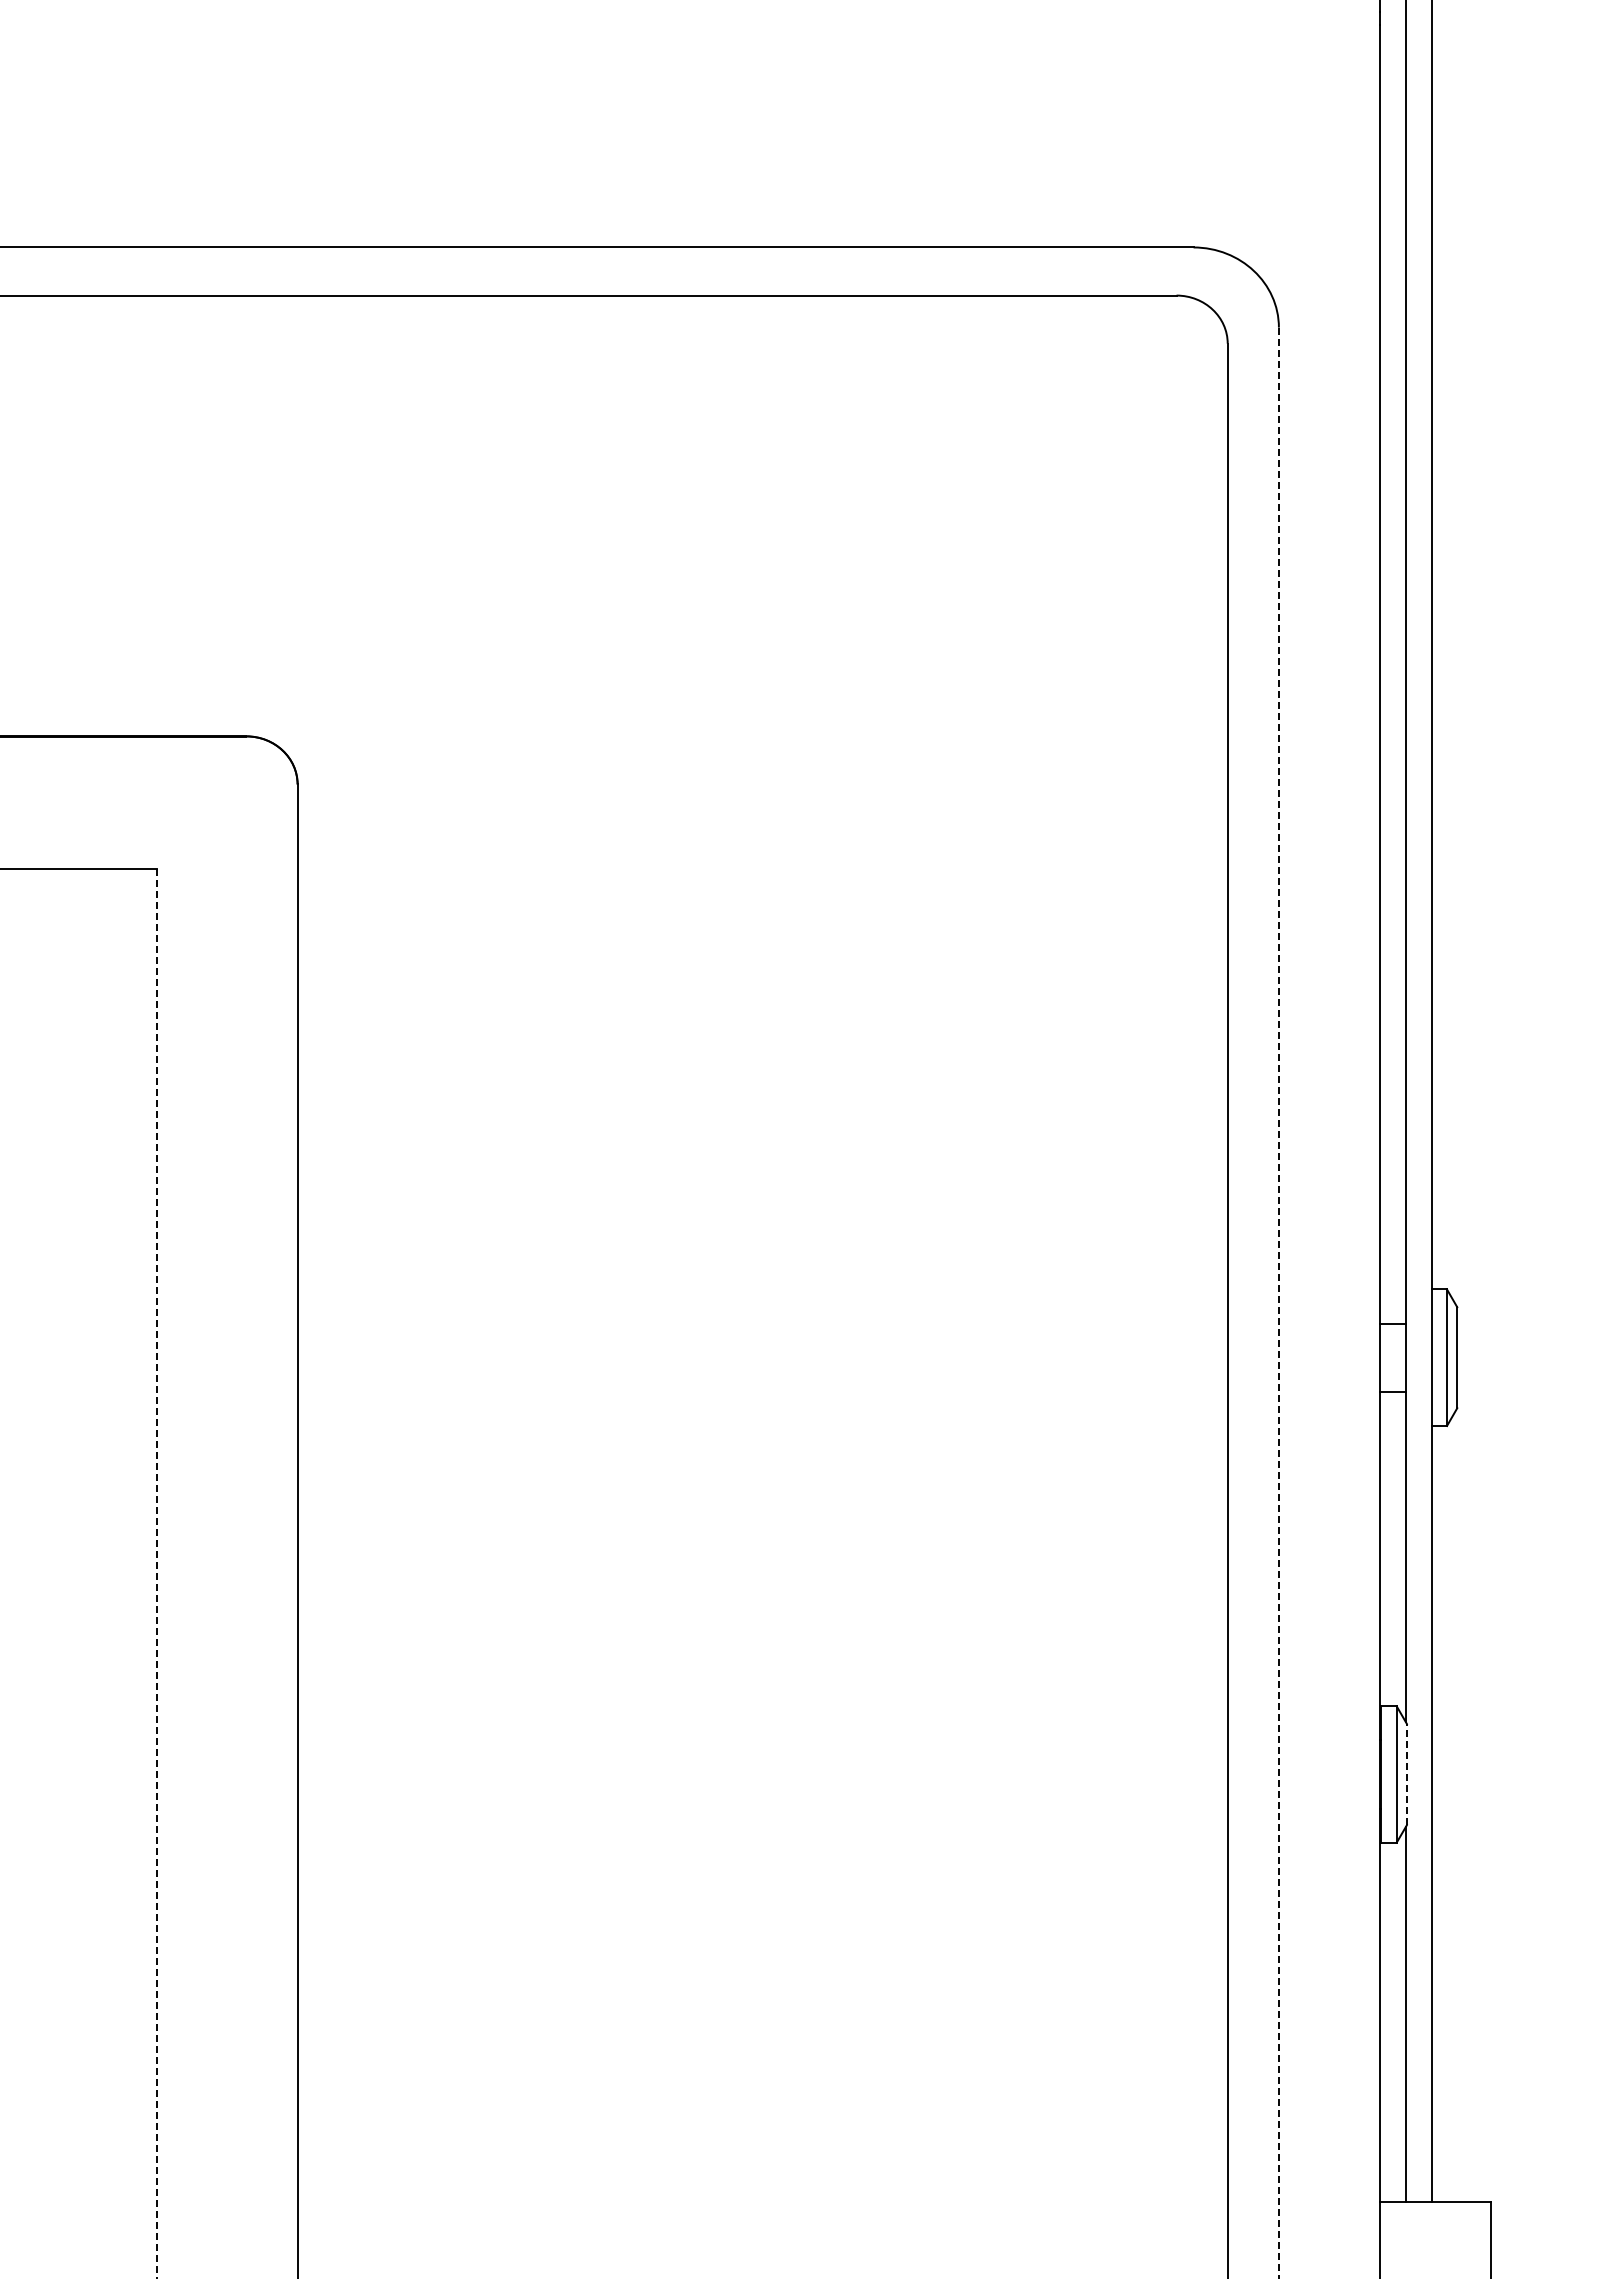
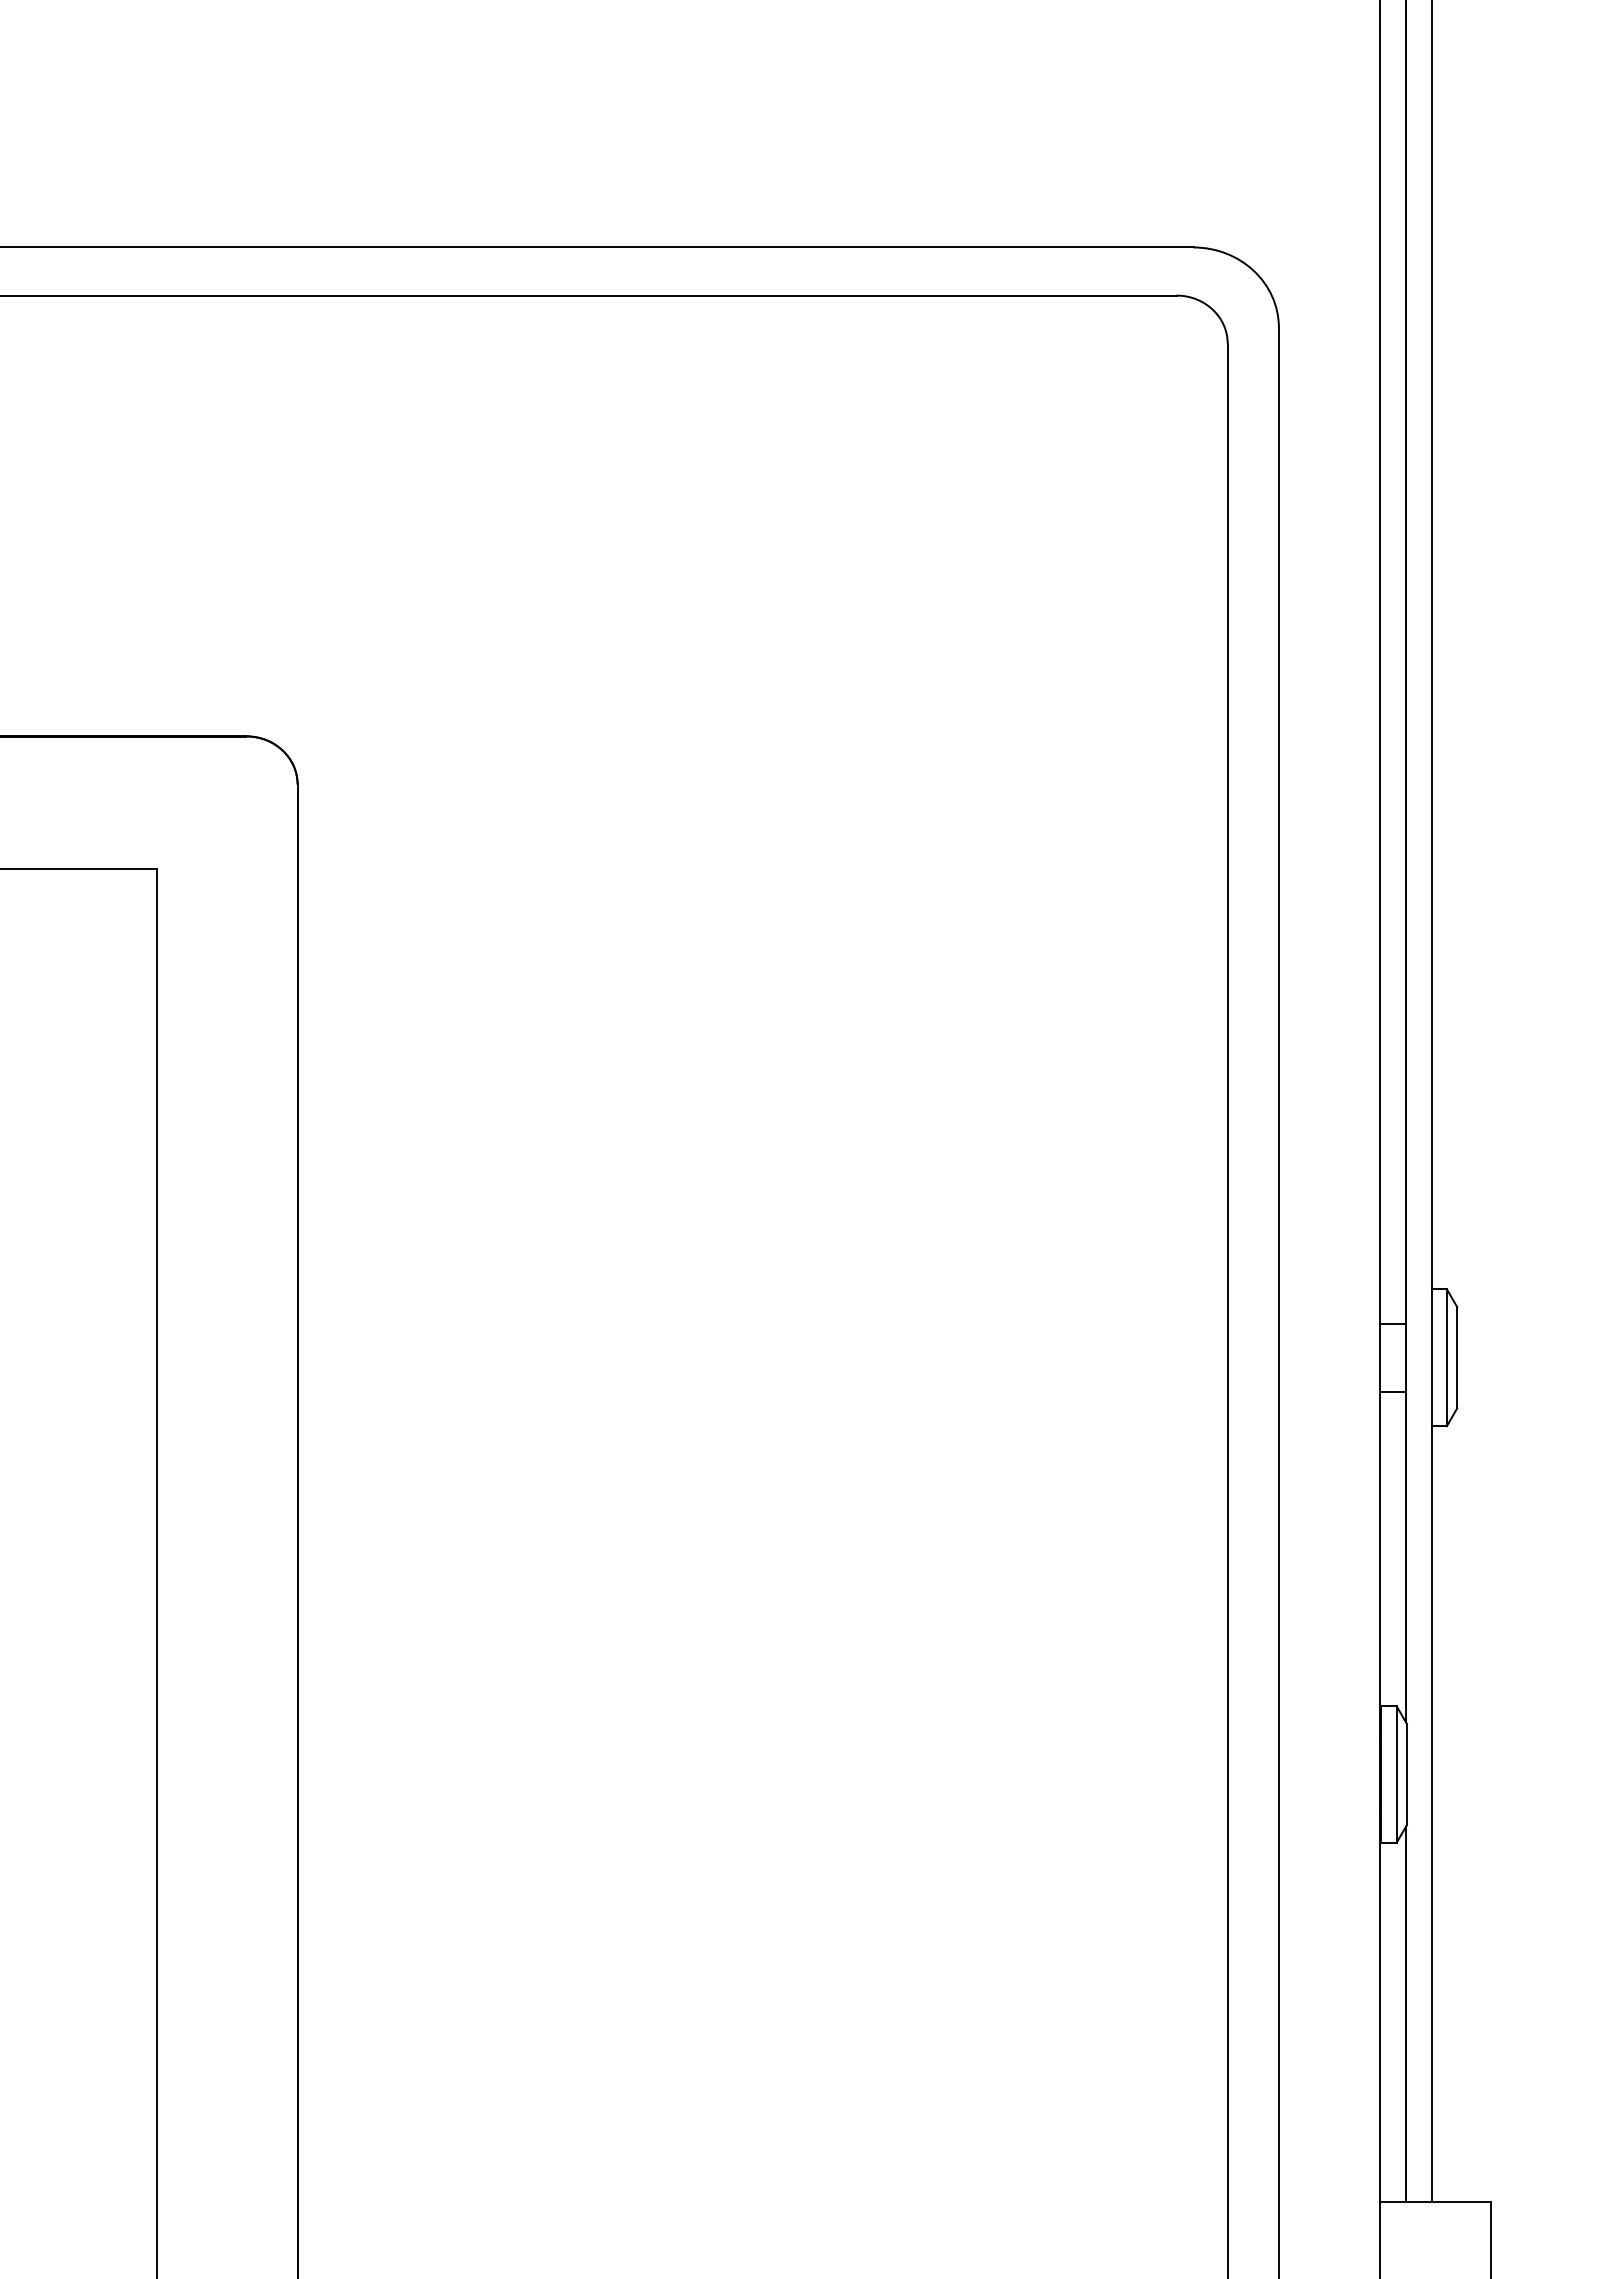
line: dashed -> solid (1278, 1303)
line: dashed -> solid (156, 1573)
line: dashed -> solid (1406, 1774)
